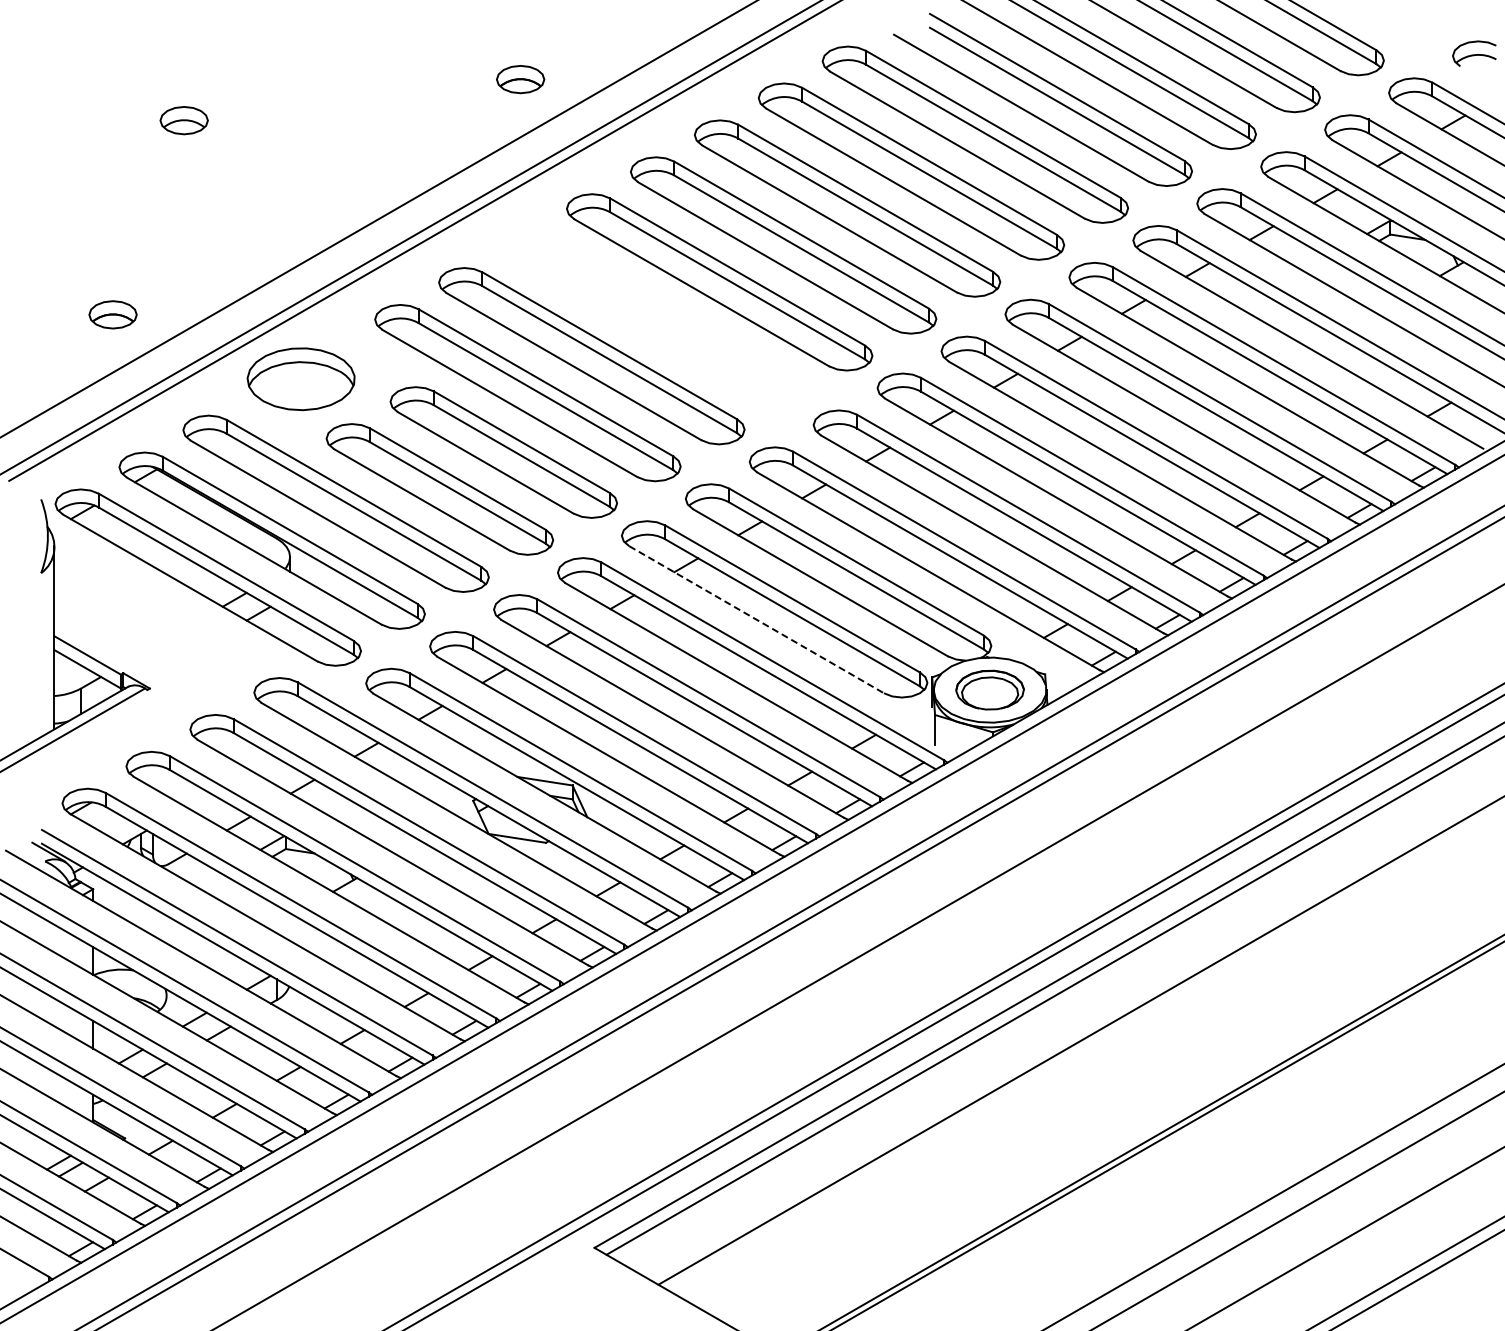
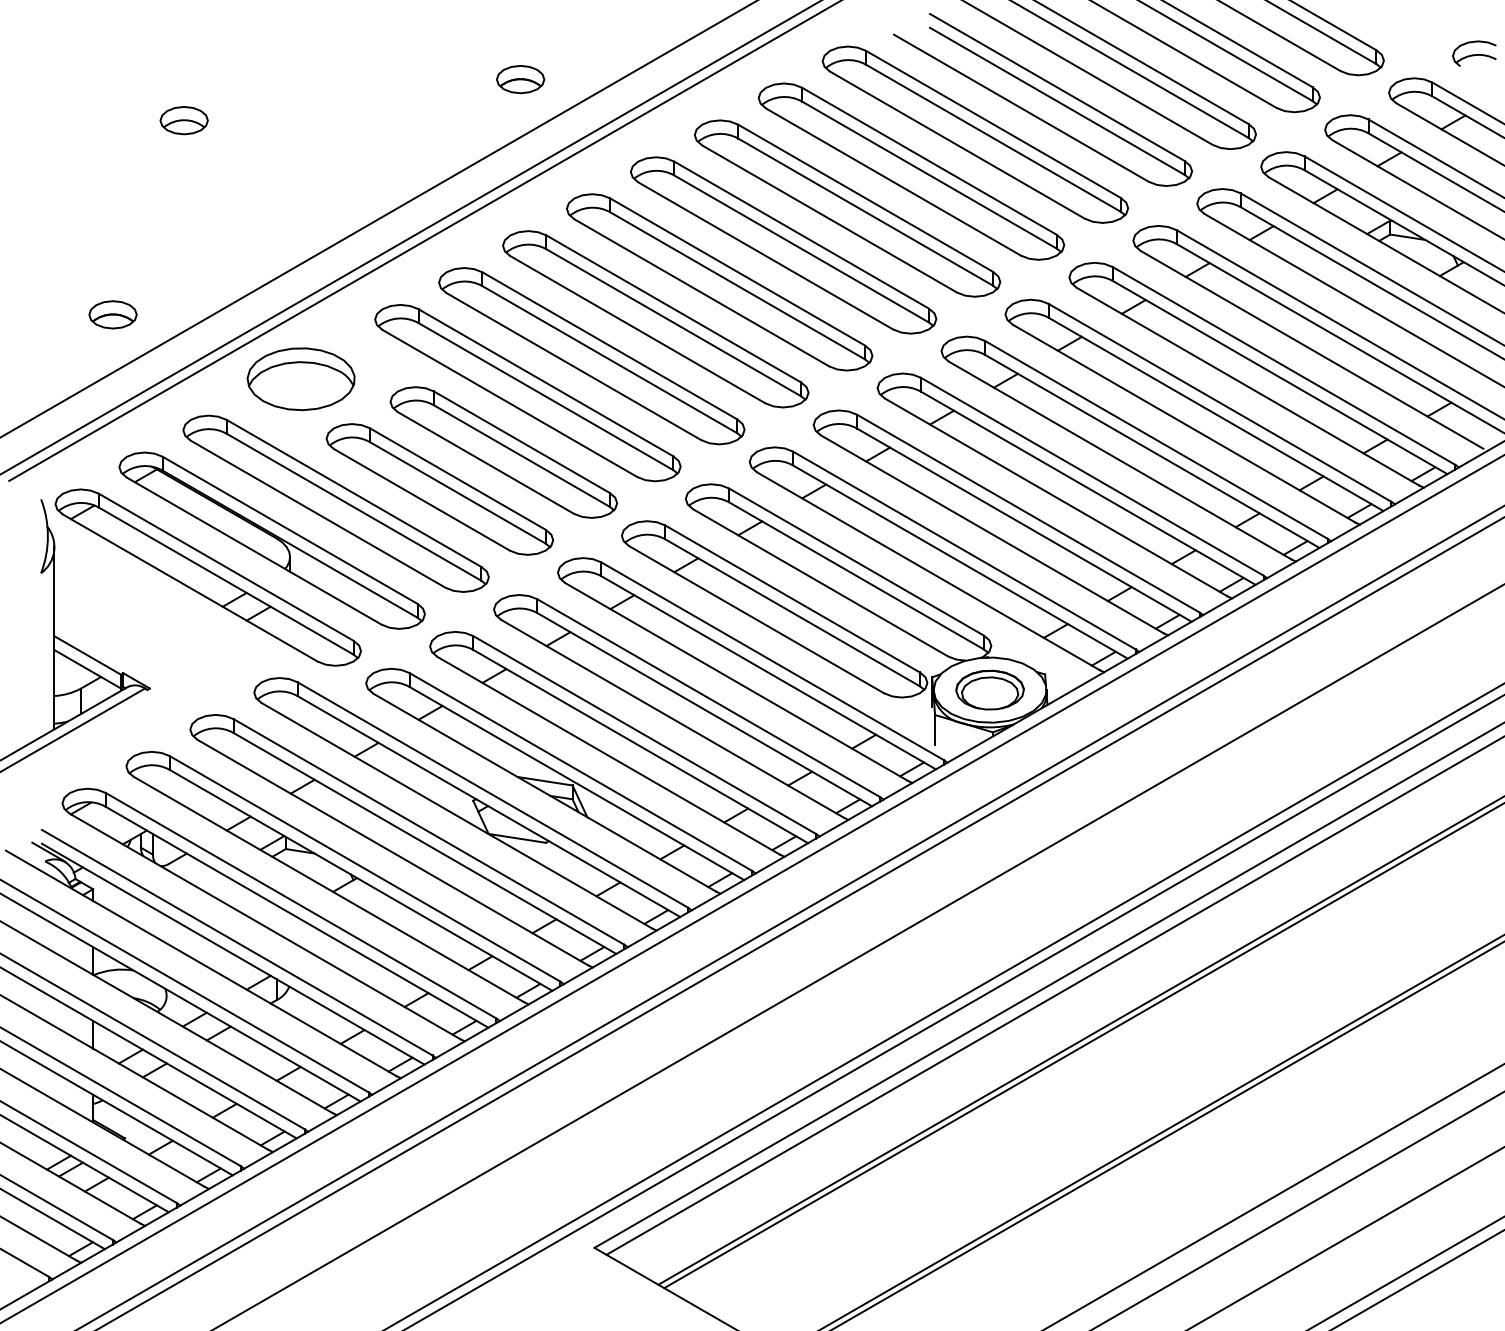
part: none -> present (655, 319)
line: dashed -> solid (757, 619)
line: none -> present (1082, 1046)
